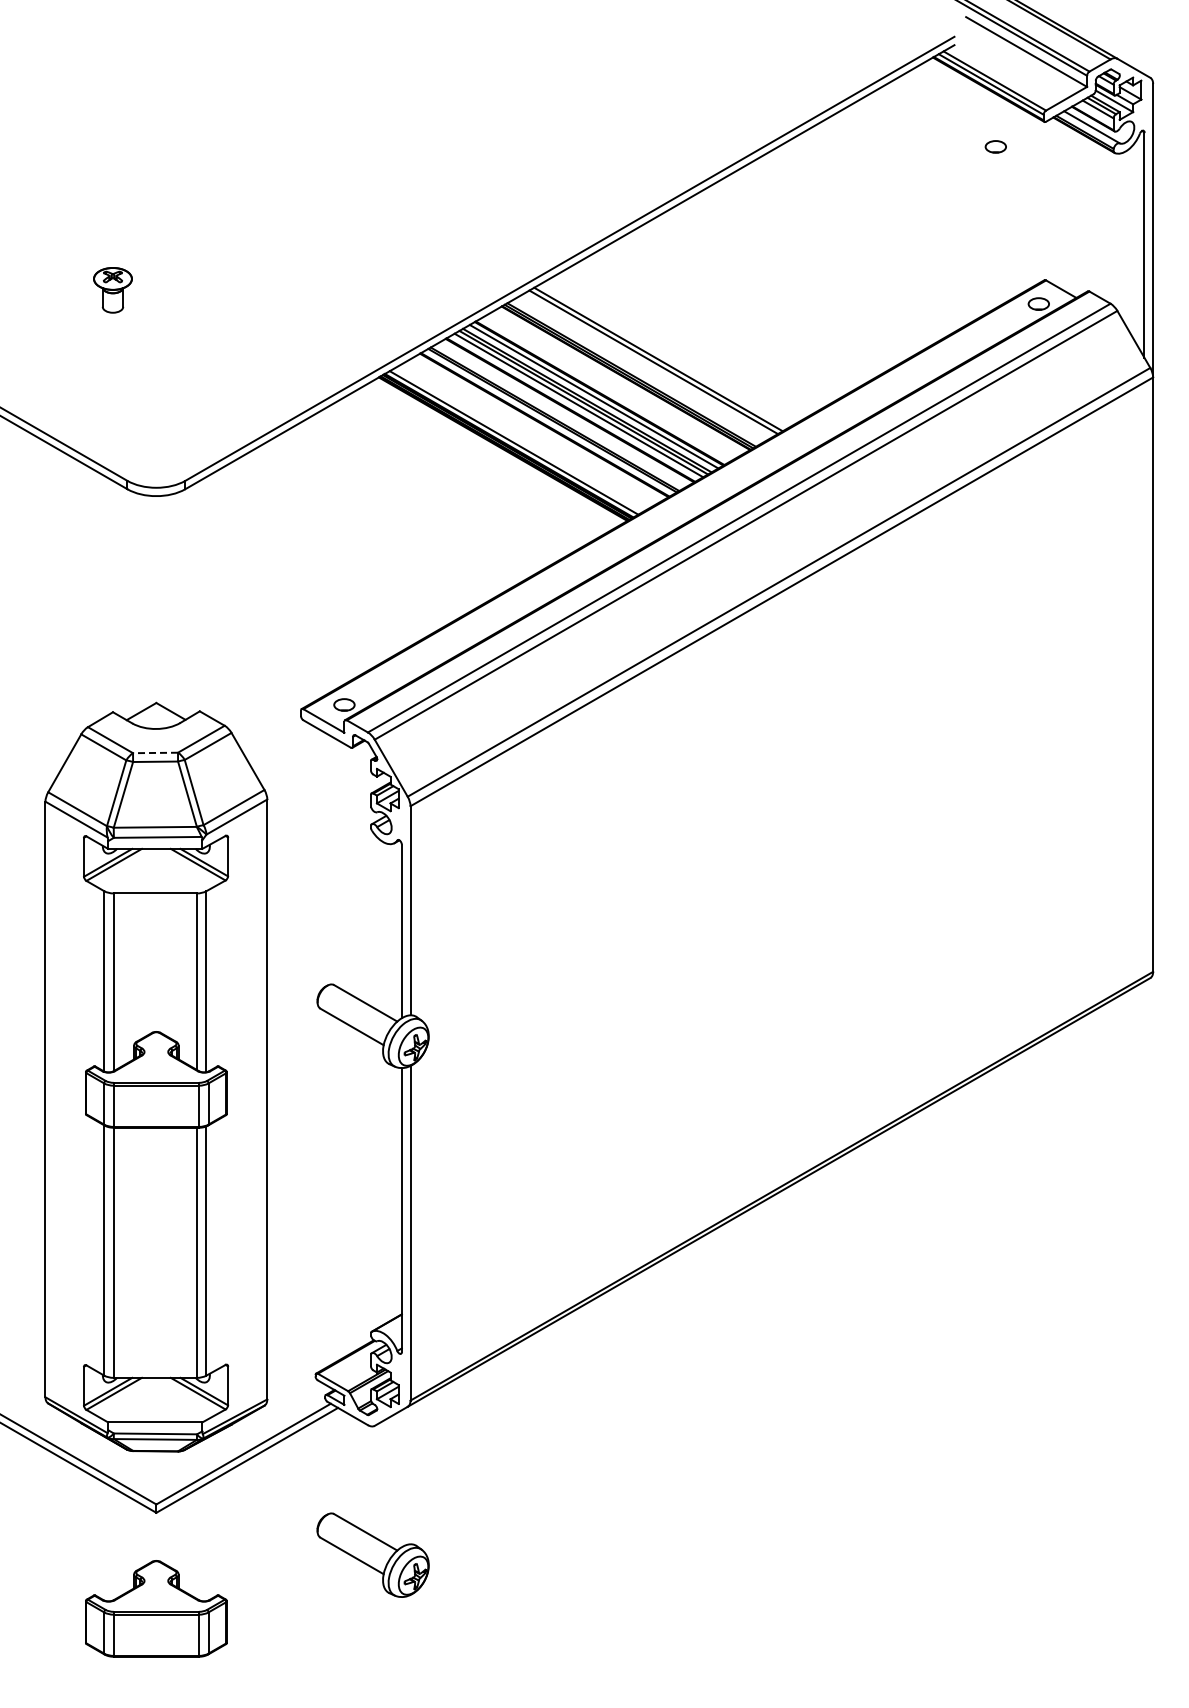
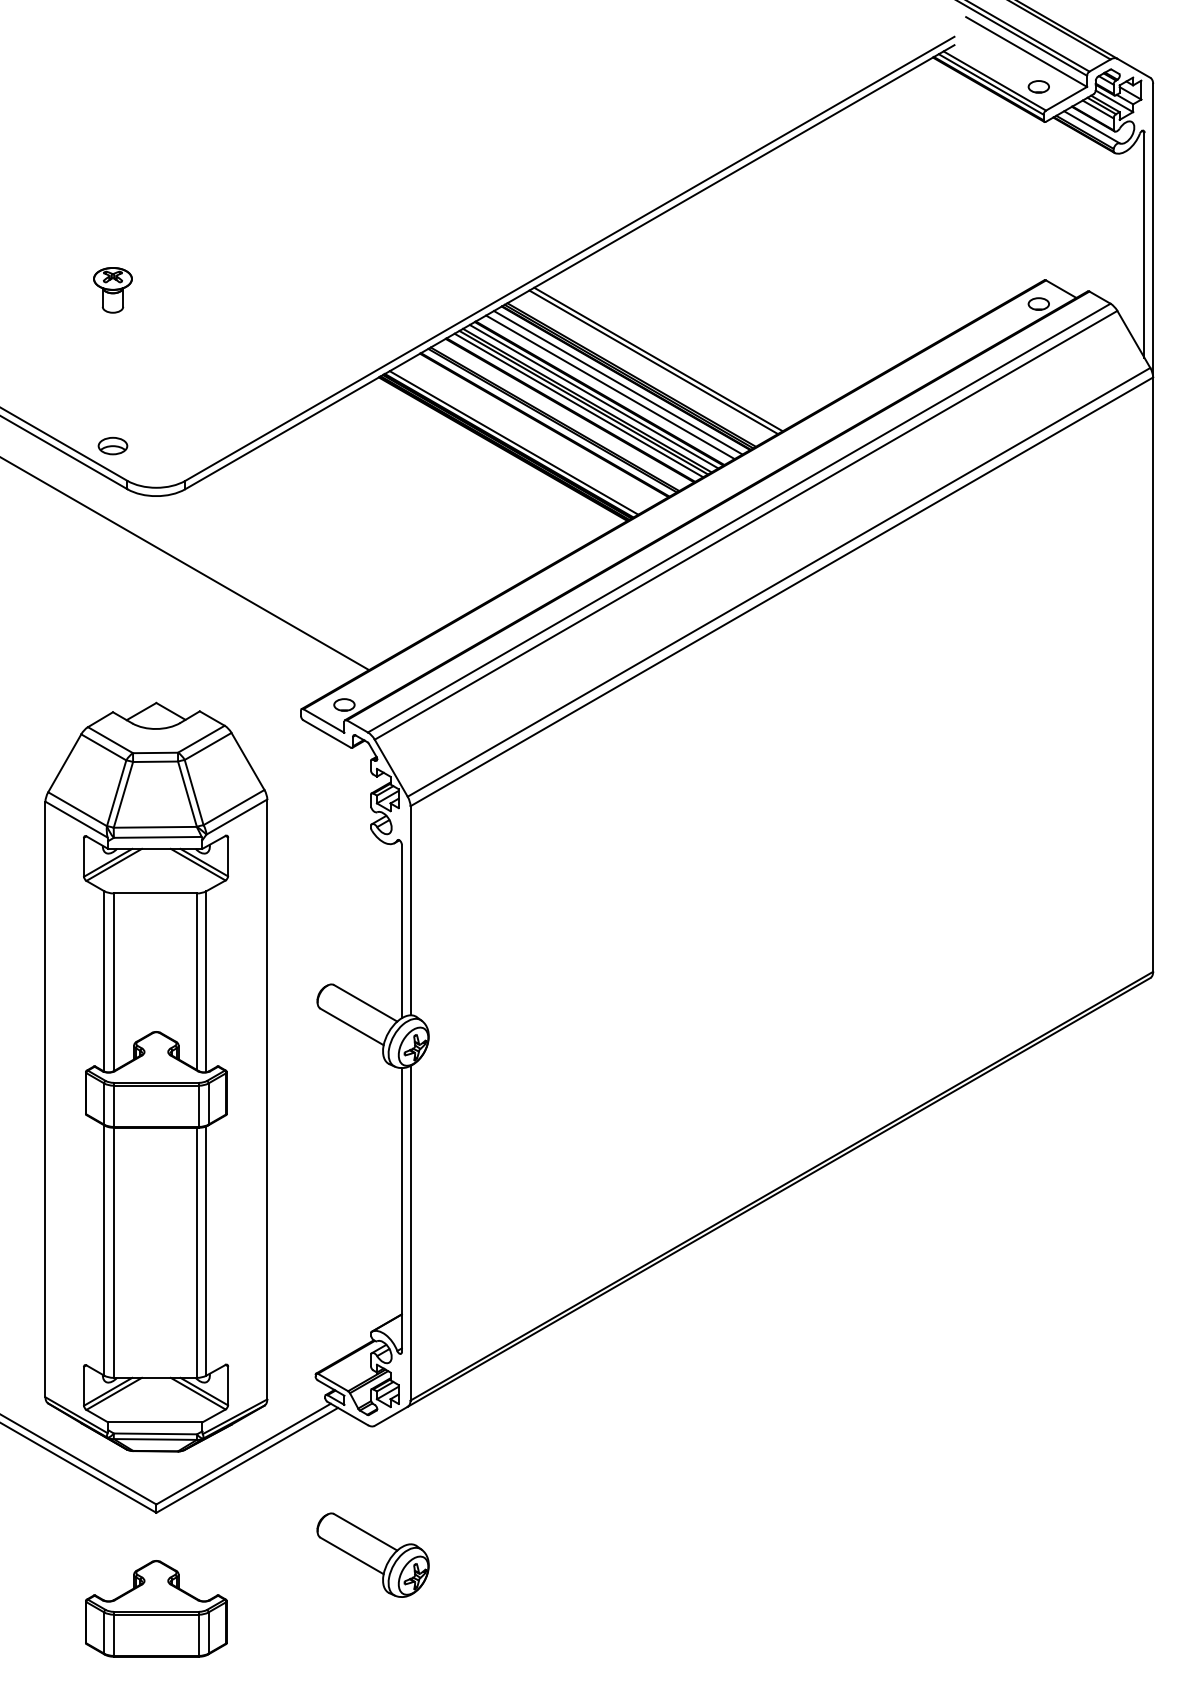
part position: (995, 146) -> (1038, 86) (1038, 86)
line: none -> present (617, 382)
line: none -> present (610, 387)
part: none -> present (112, 445)
line: none -> present (185, 564)
line: dashed -> solid (155, 752)
